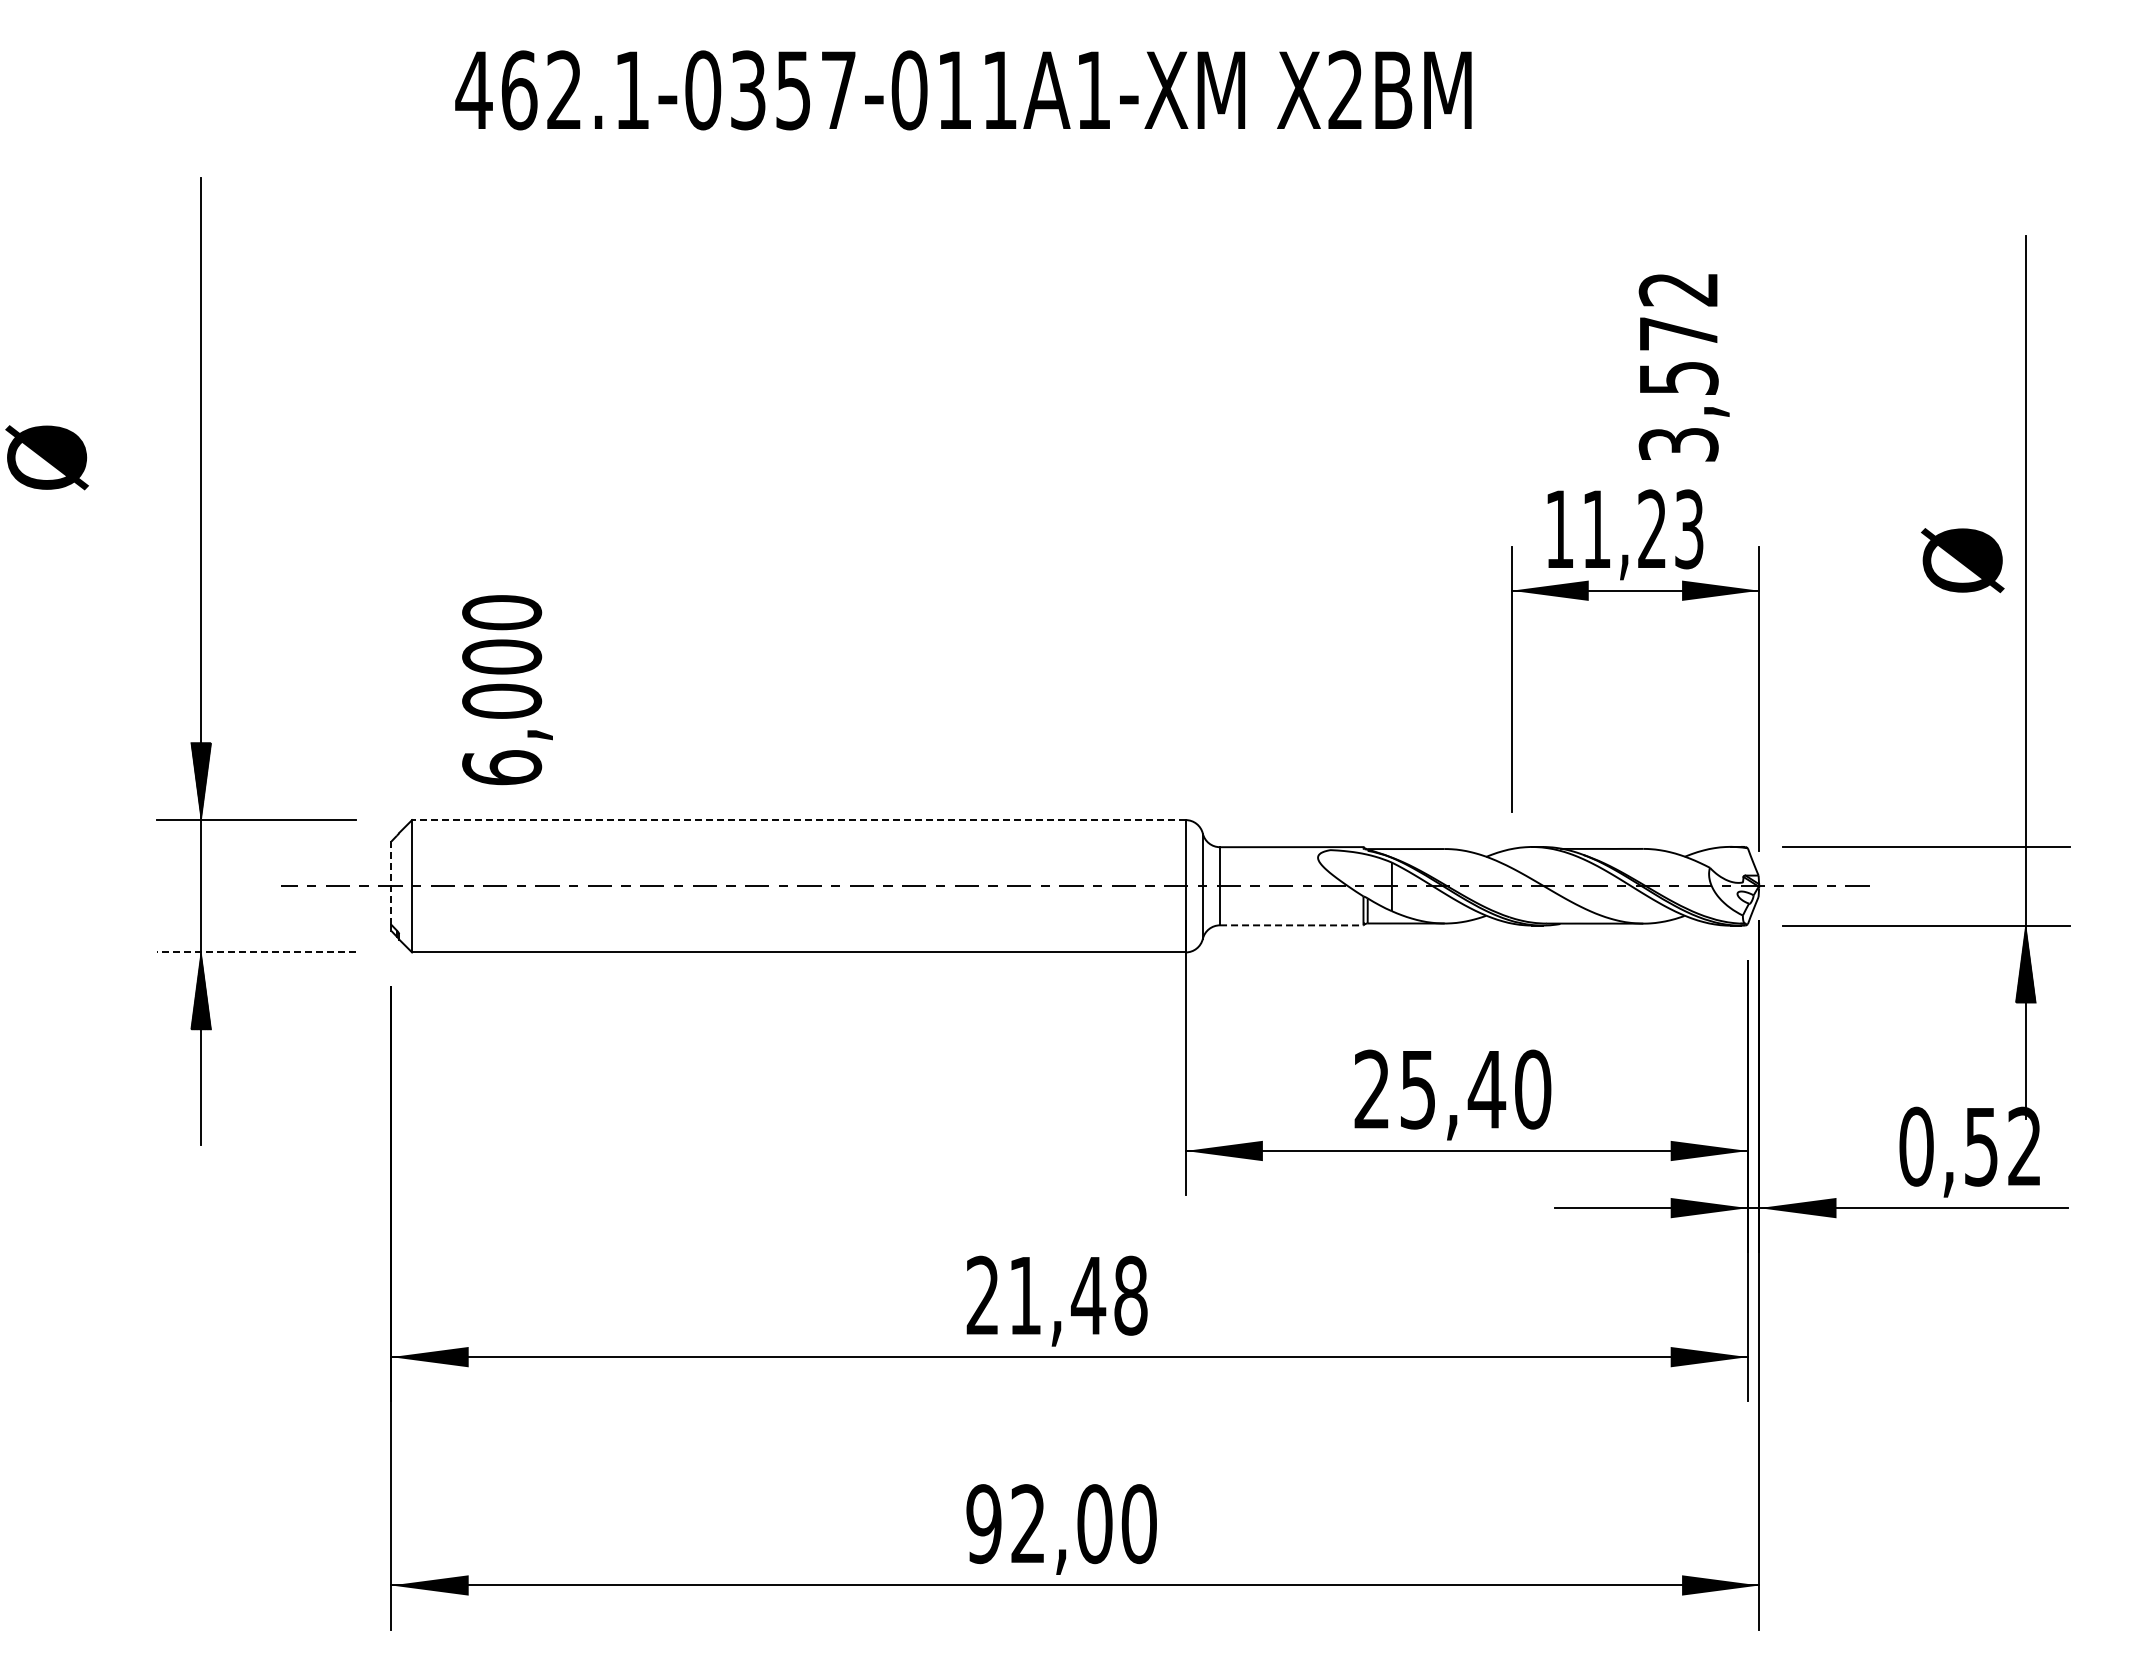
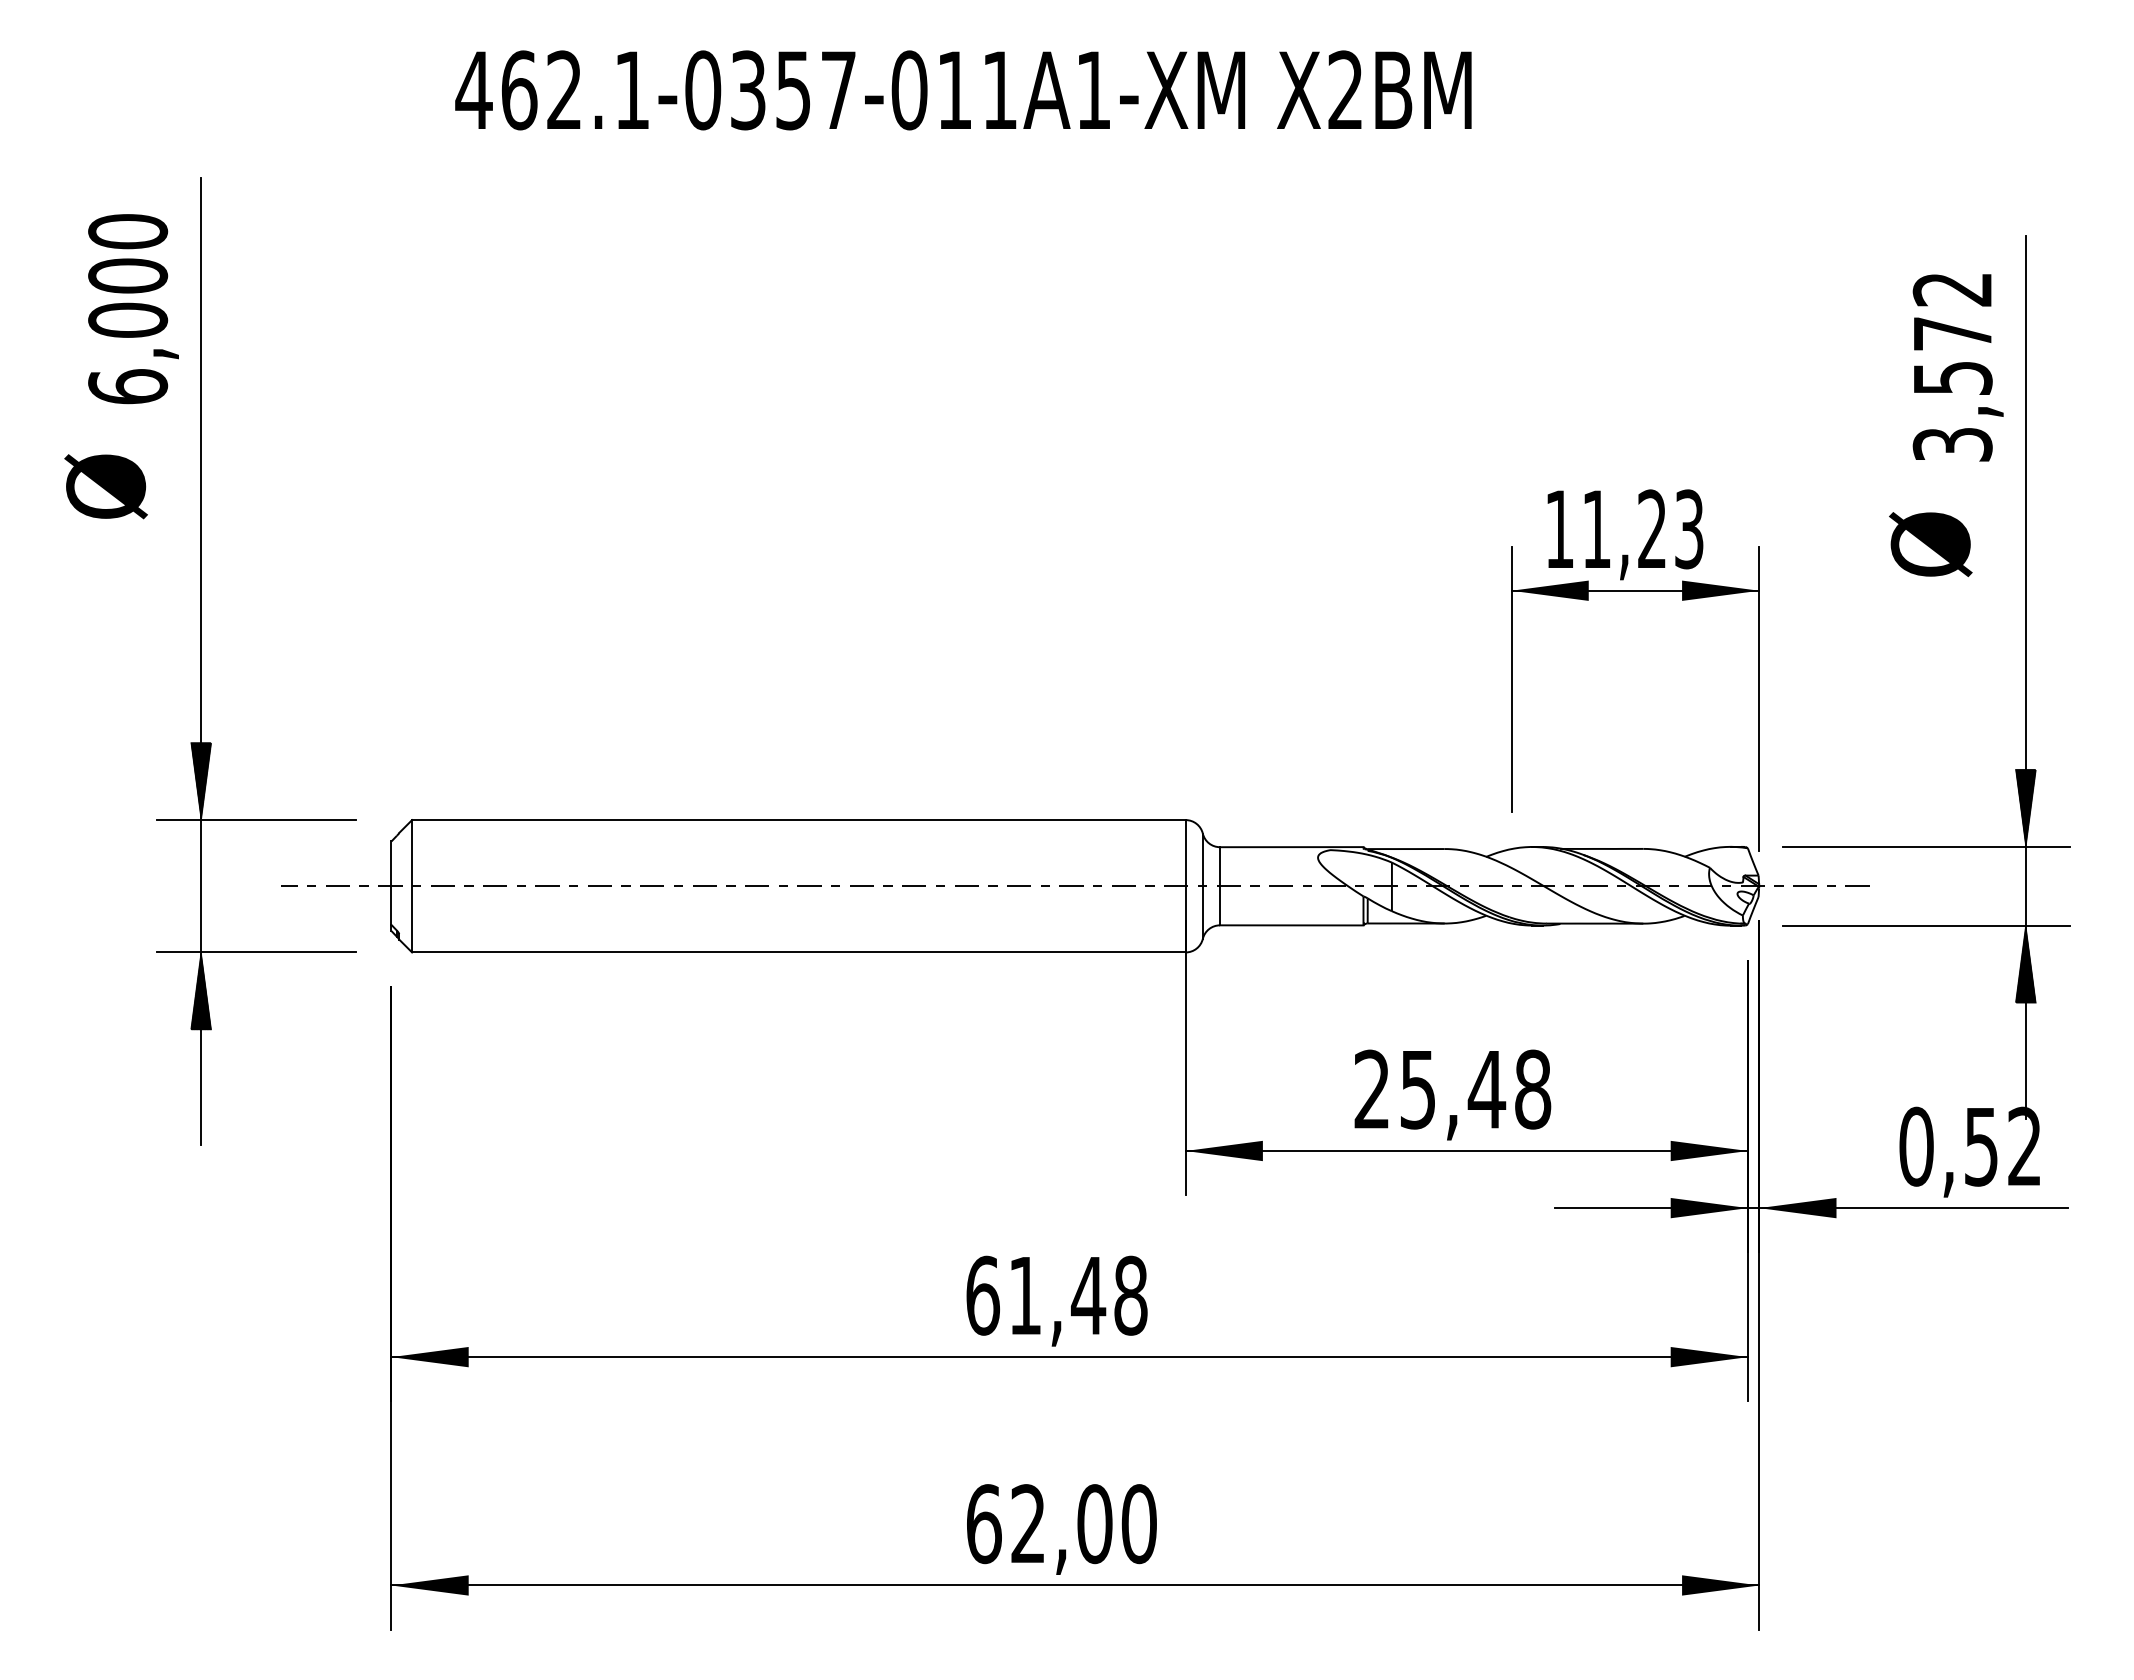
text position: (1683, 367) -> (1957, 367) (1957, 367)
text position: (46, 457) -> (105, 486) (105, 486)
text position: (1962, 560) -> (1930, 544) (1930, 544)
text position: (507, 690) -> (133, 309) (133, 309)
hatch: none -> present (2025, 807)
line: dashed -> solid (798, 820)
line: dashed -> solid (391, 883)
line: dashed -> solid (1291, 925)
line: dashed -> solid (256, 952)
text: 25,40 -> 25,48 (1533, 1089)
text: 21,48 -> 61,48 (982, 1295)
text: 92,00 -> 62,00 (983, 1524)
